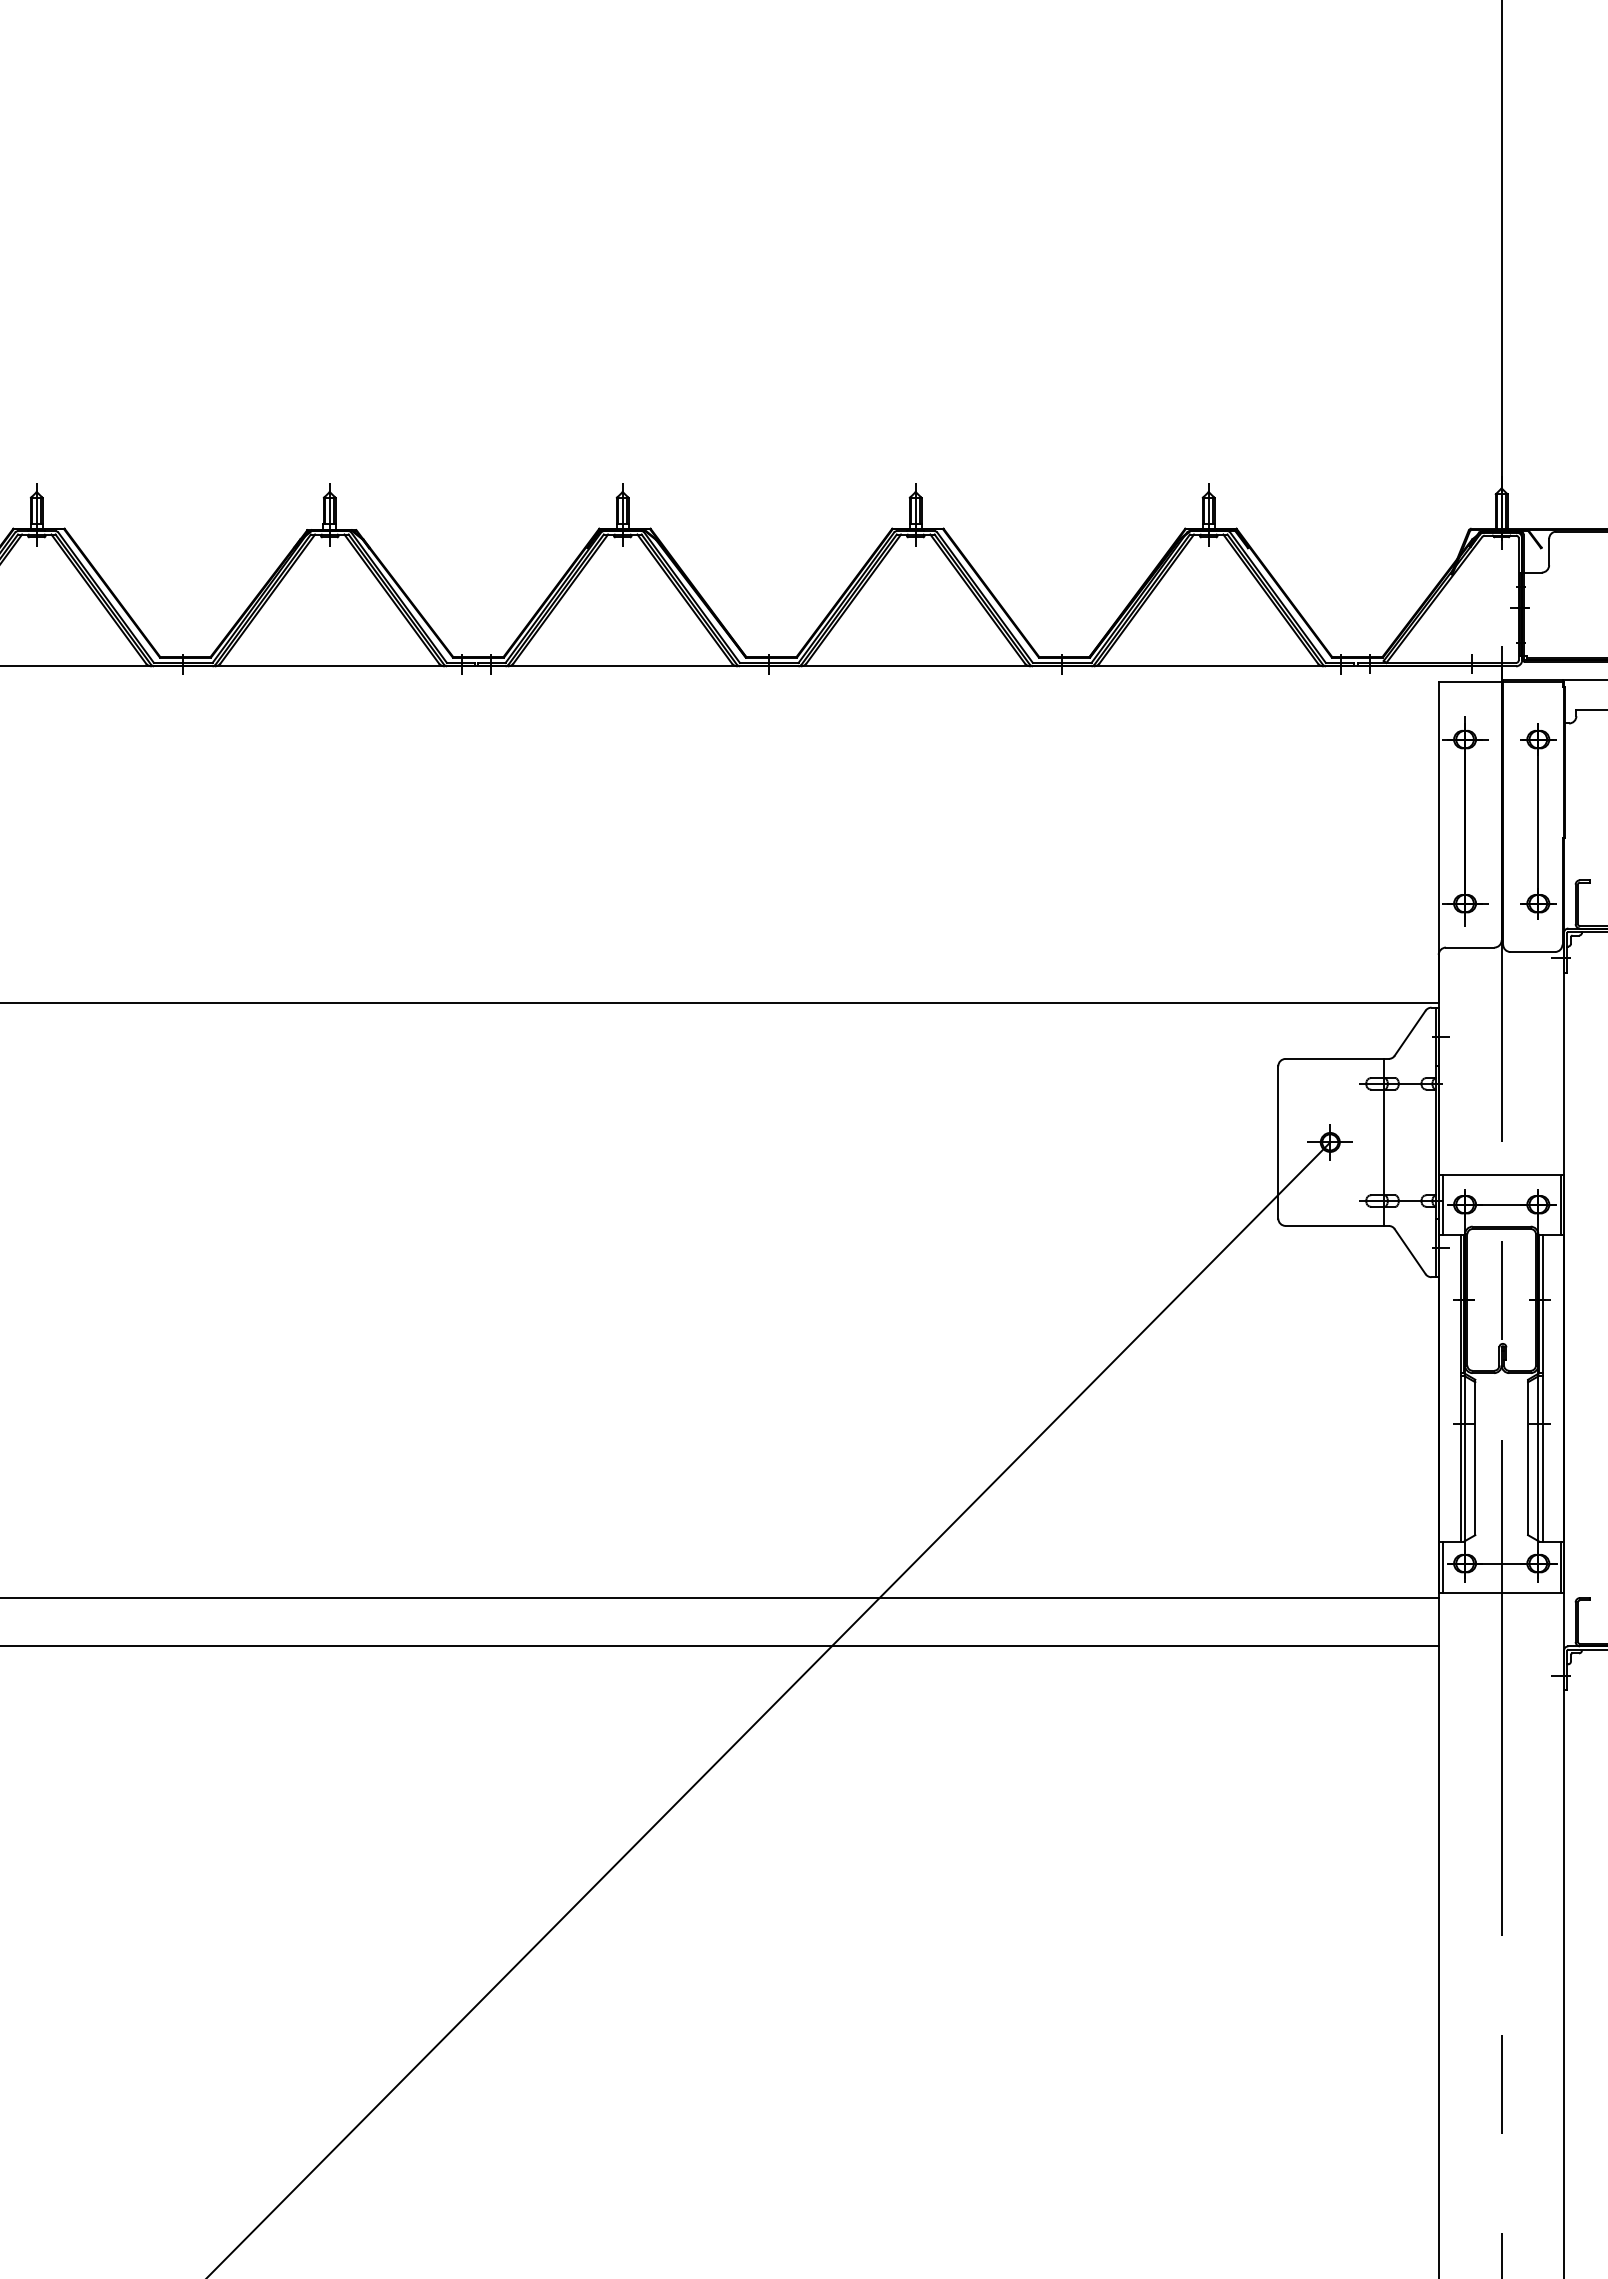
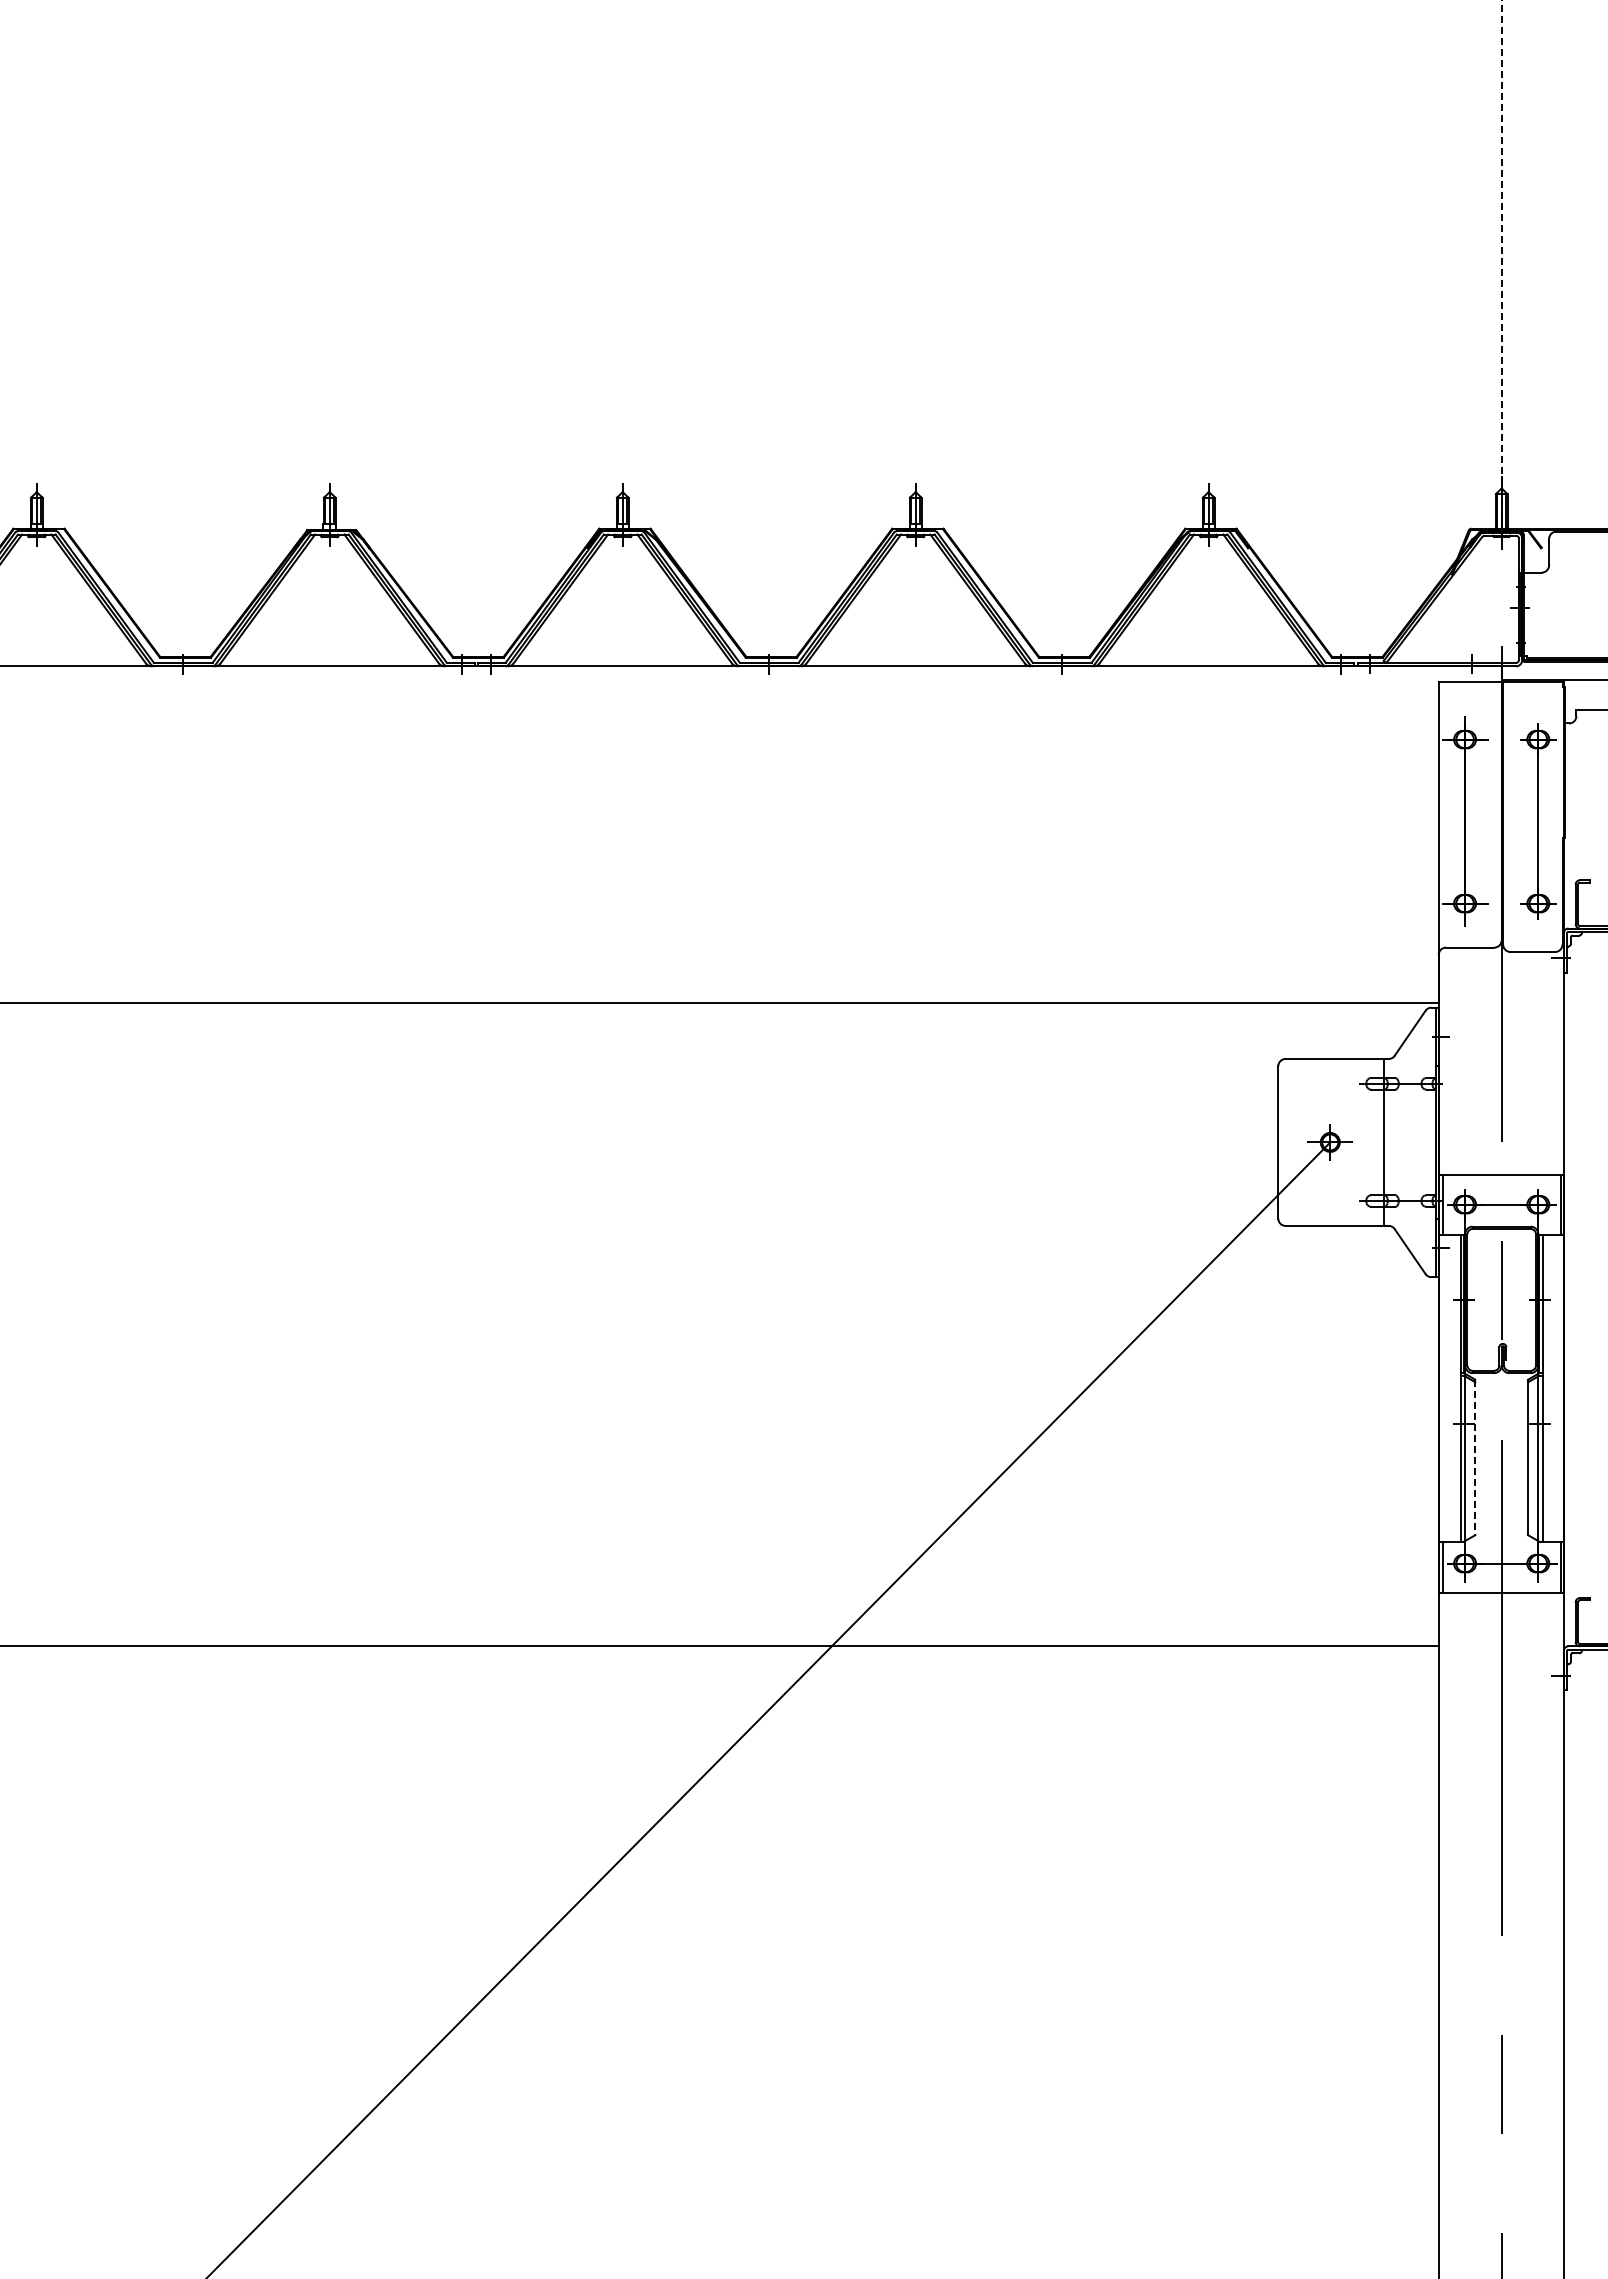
line: solid -> dashed (1501, 264)
line: solid -> dashed (1475, 1457)
line: present -> none (720, 1598)
